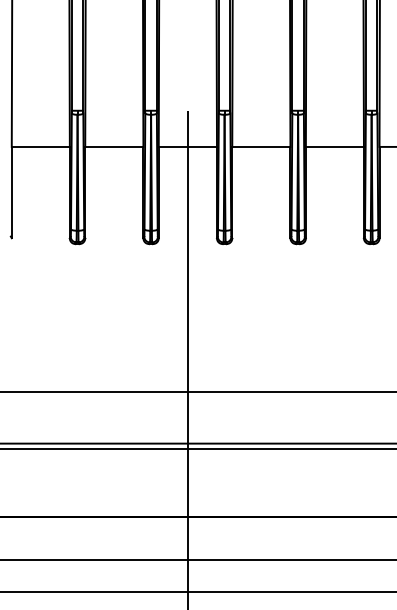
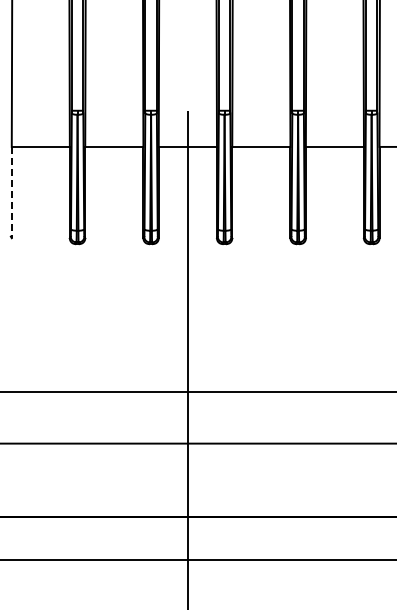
line: solid -> dashed (11, 192)
line: present -> none (197, 448)
line: present -> none (197, 591)
